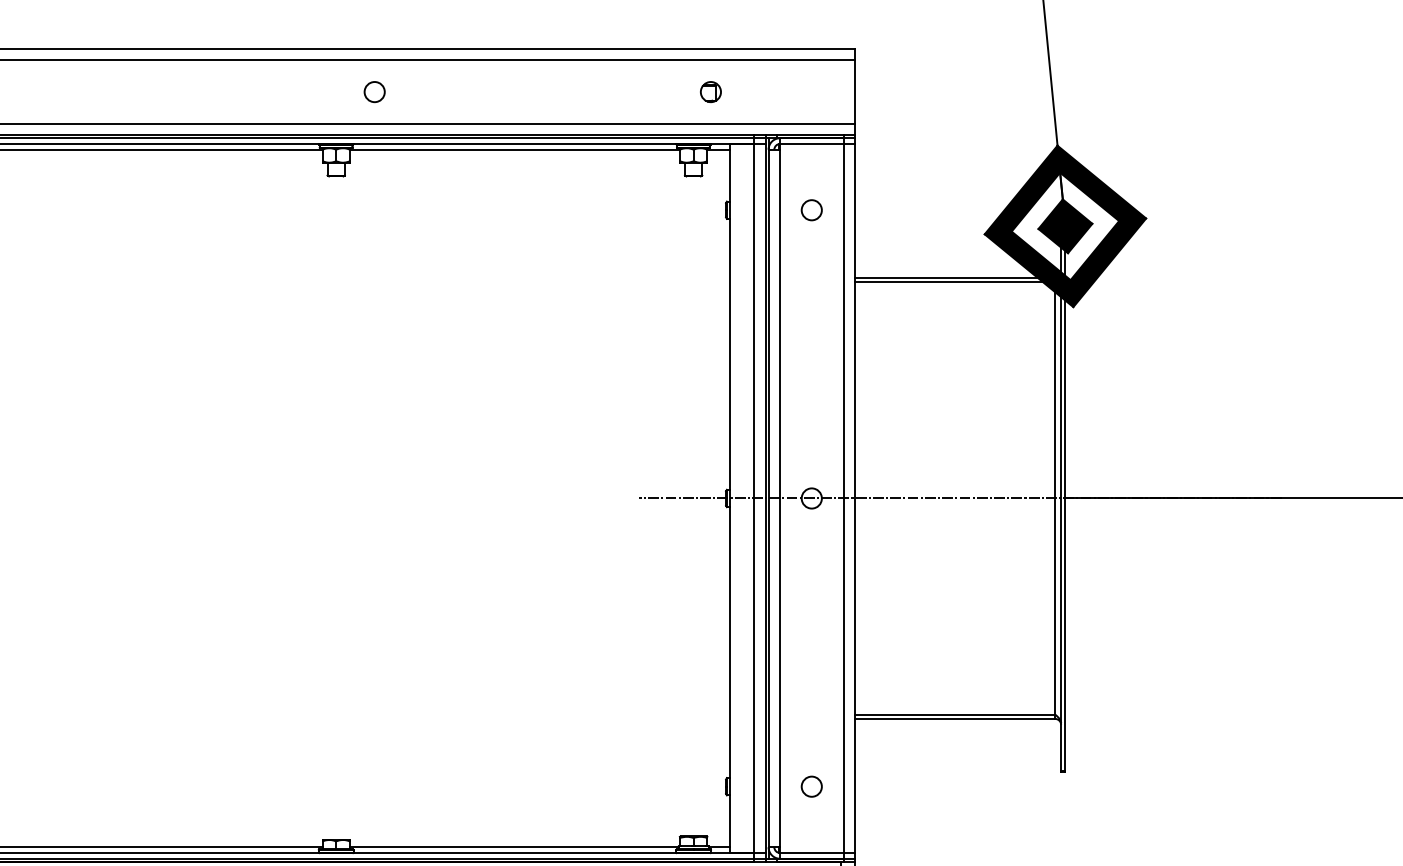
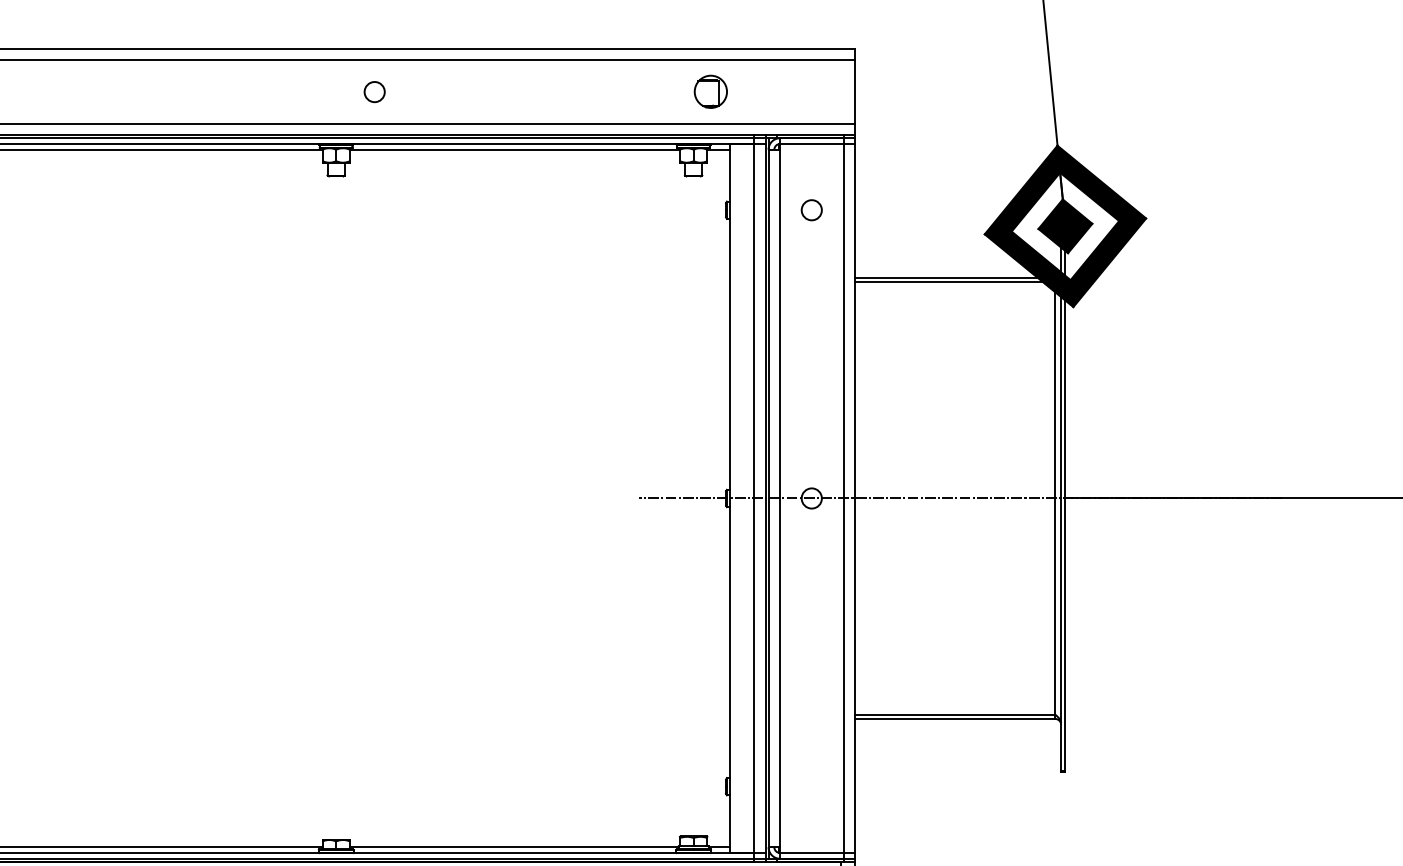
part size: 22x23 px -> 35x35 px (710, 91)
circle: present -> none (811, 786)
